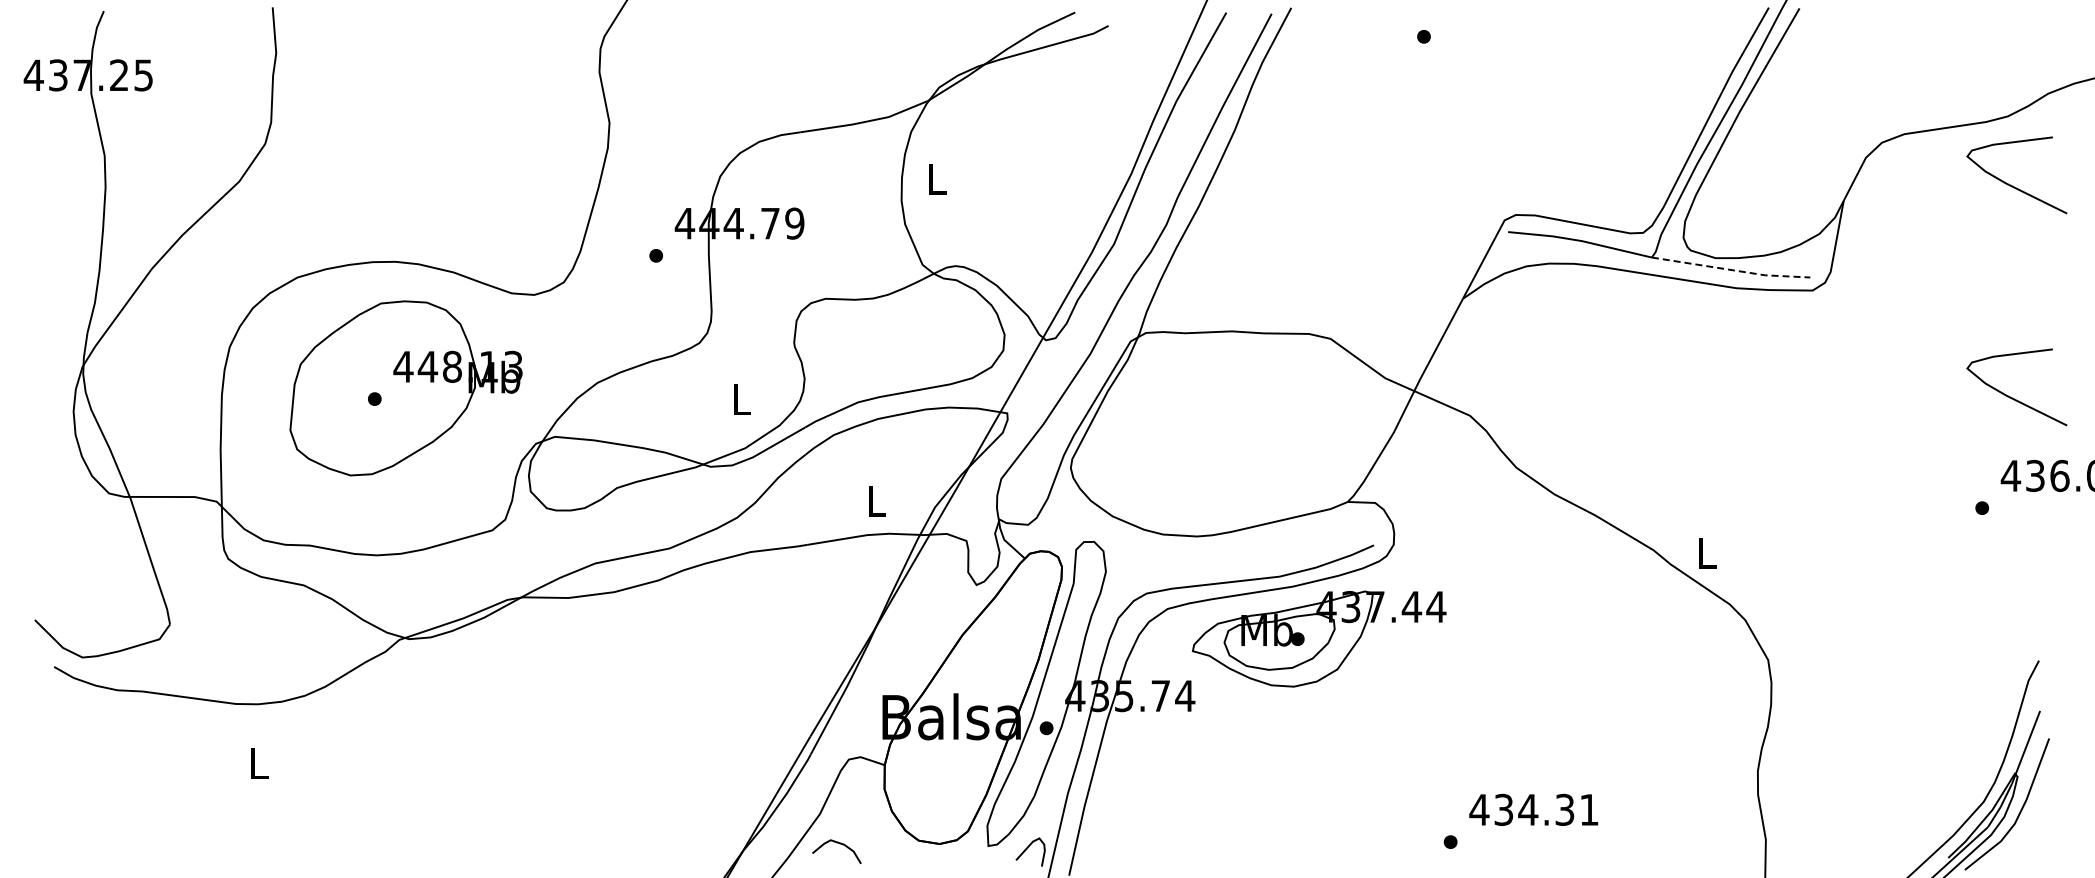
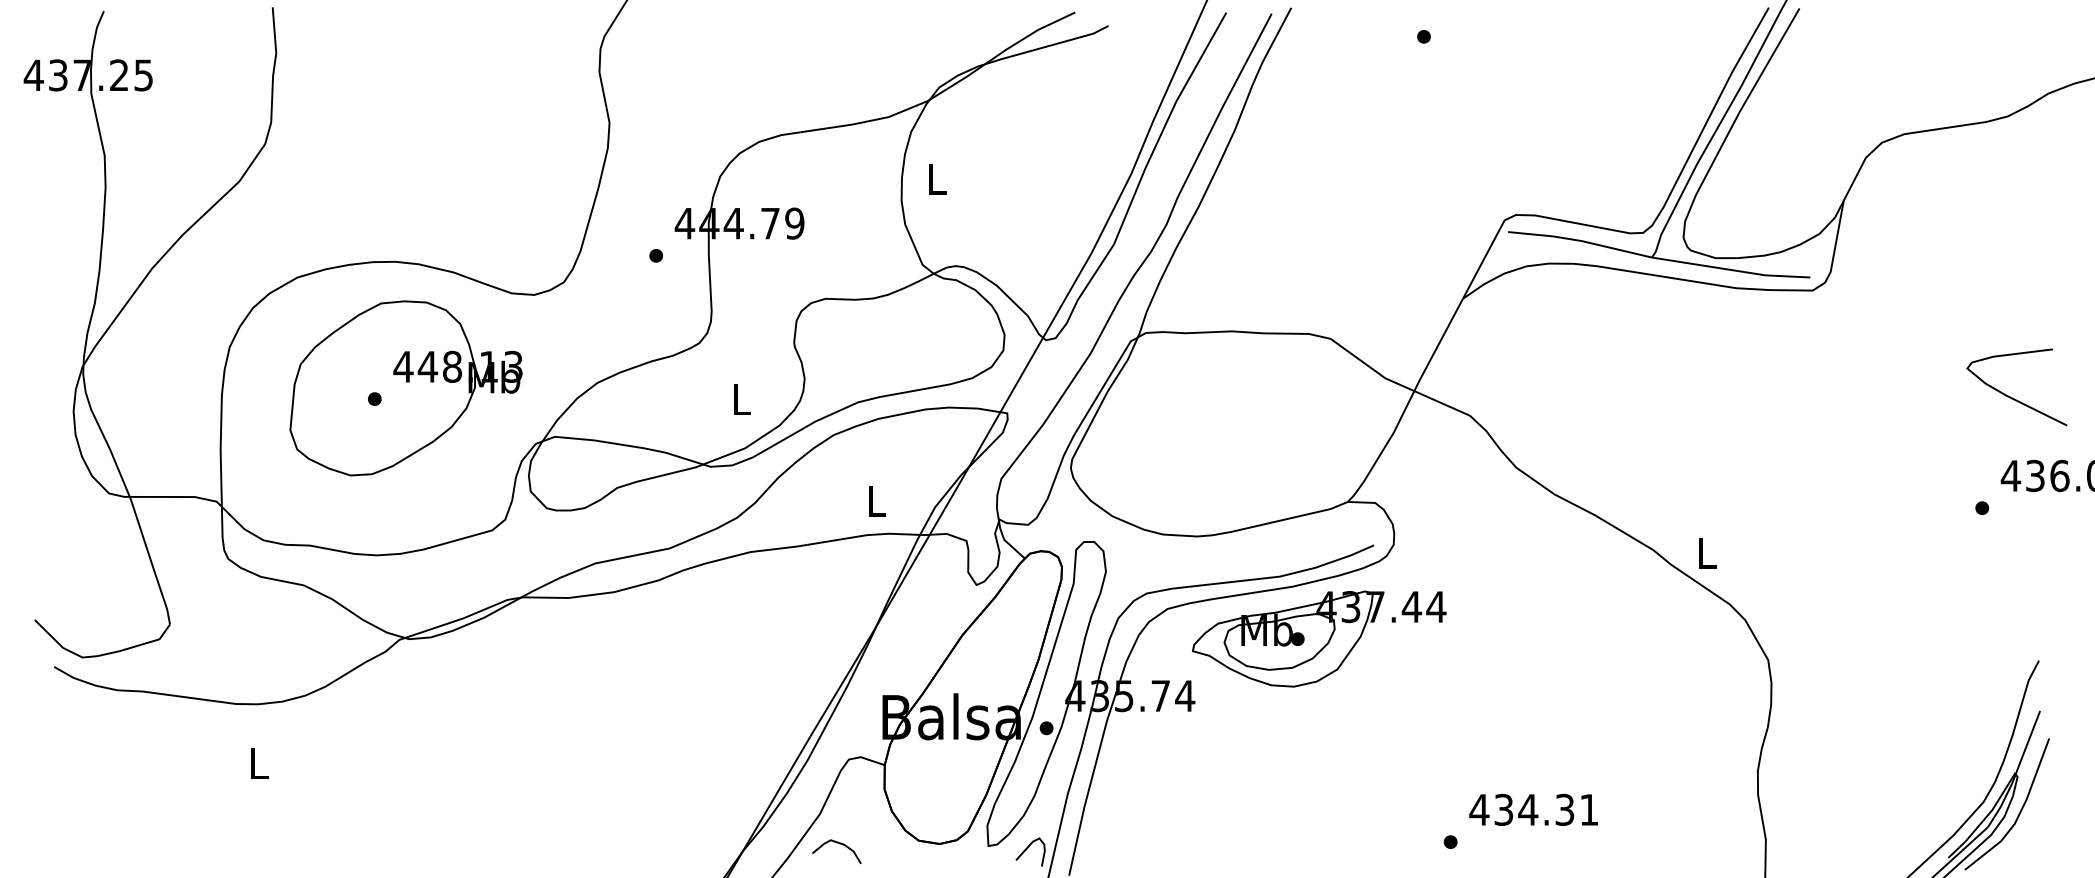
curve: present -> none (2012, 185)
line: dashed -> solid (1731, 270)
